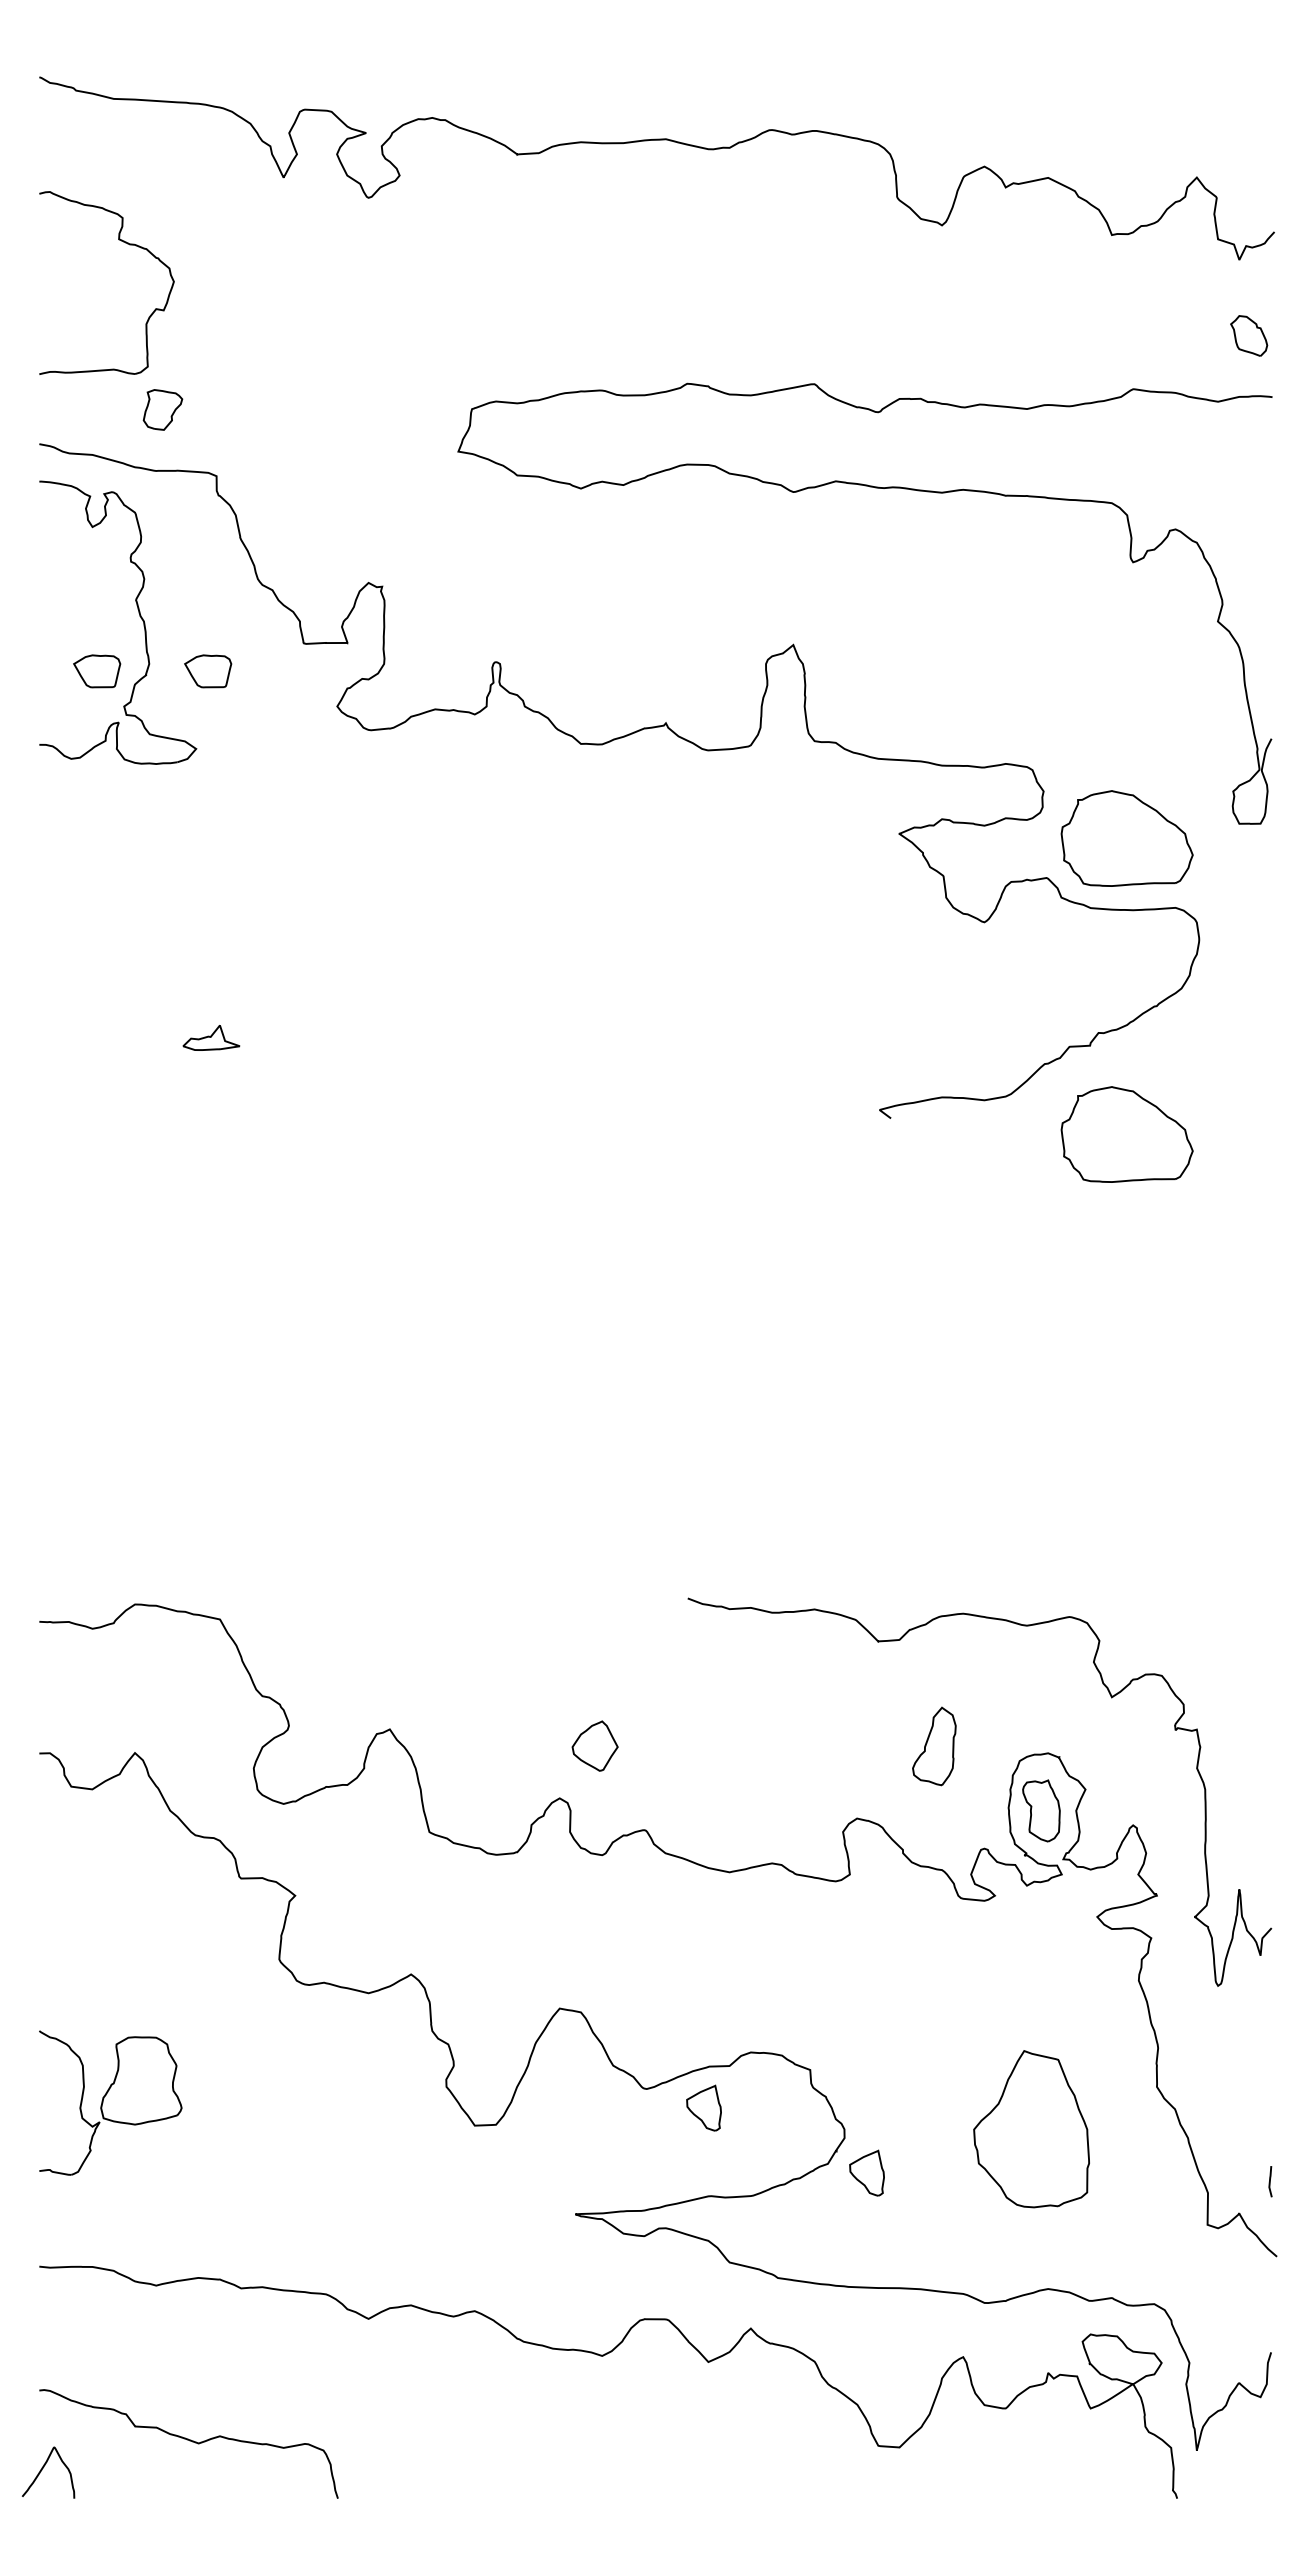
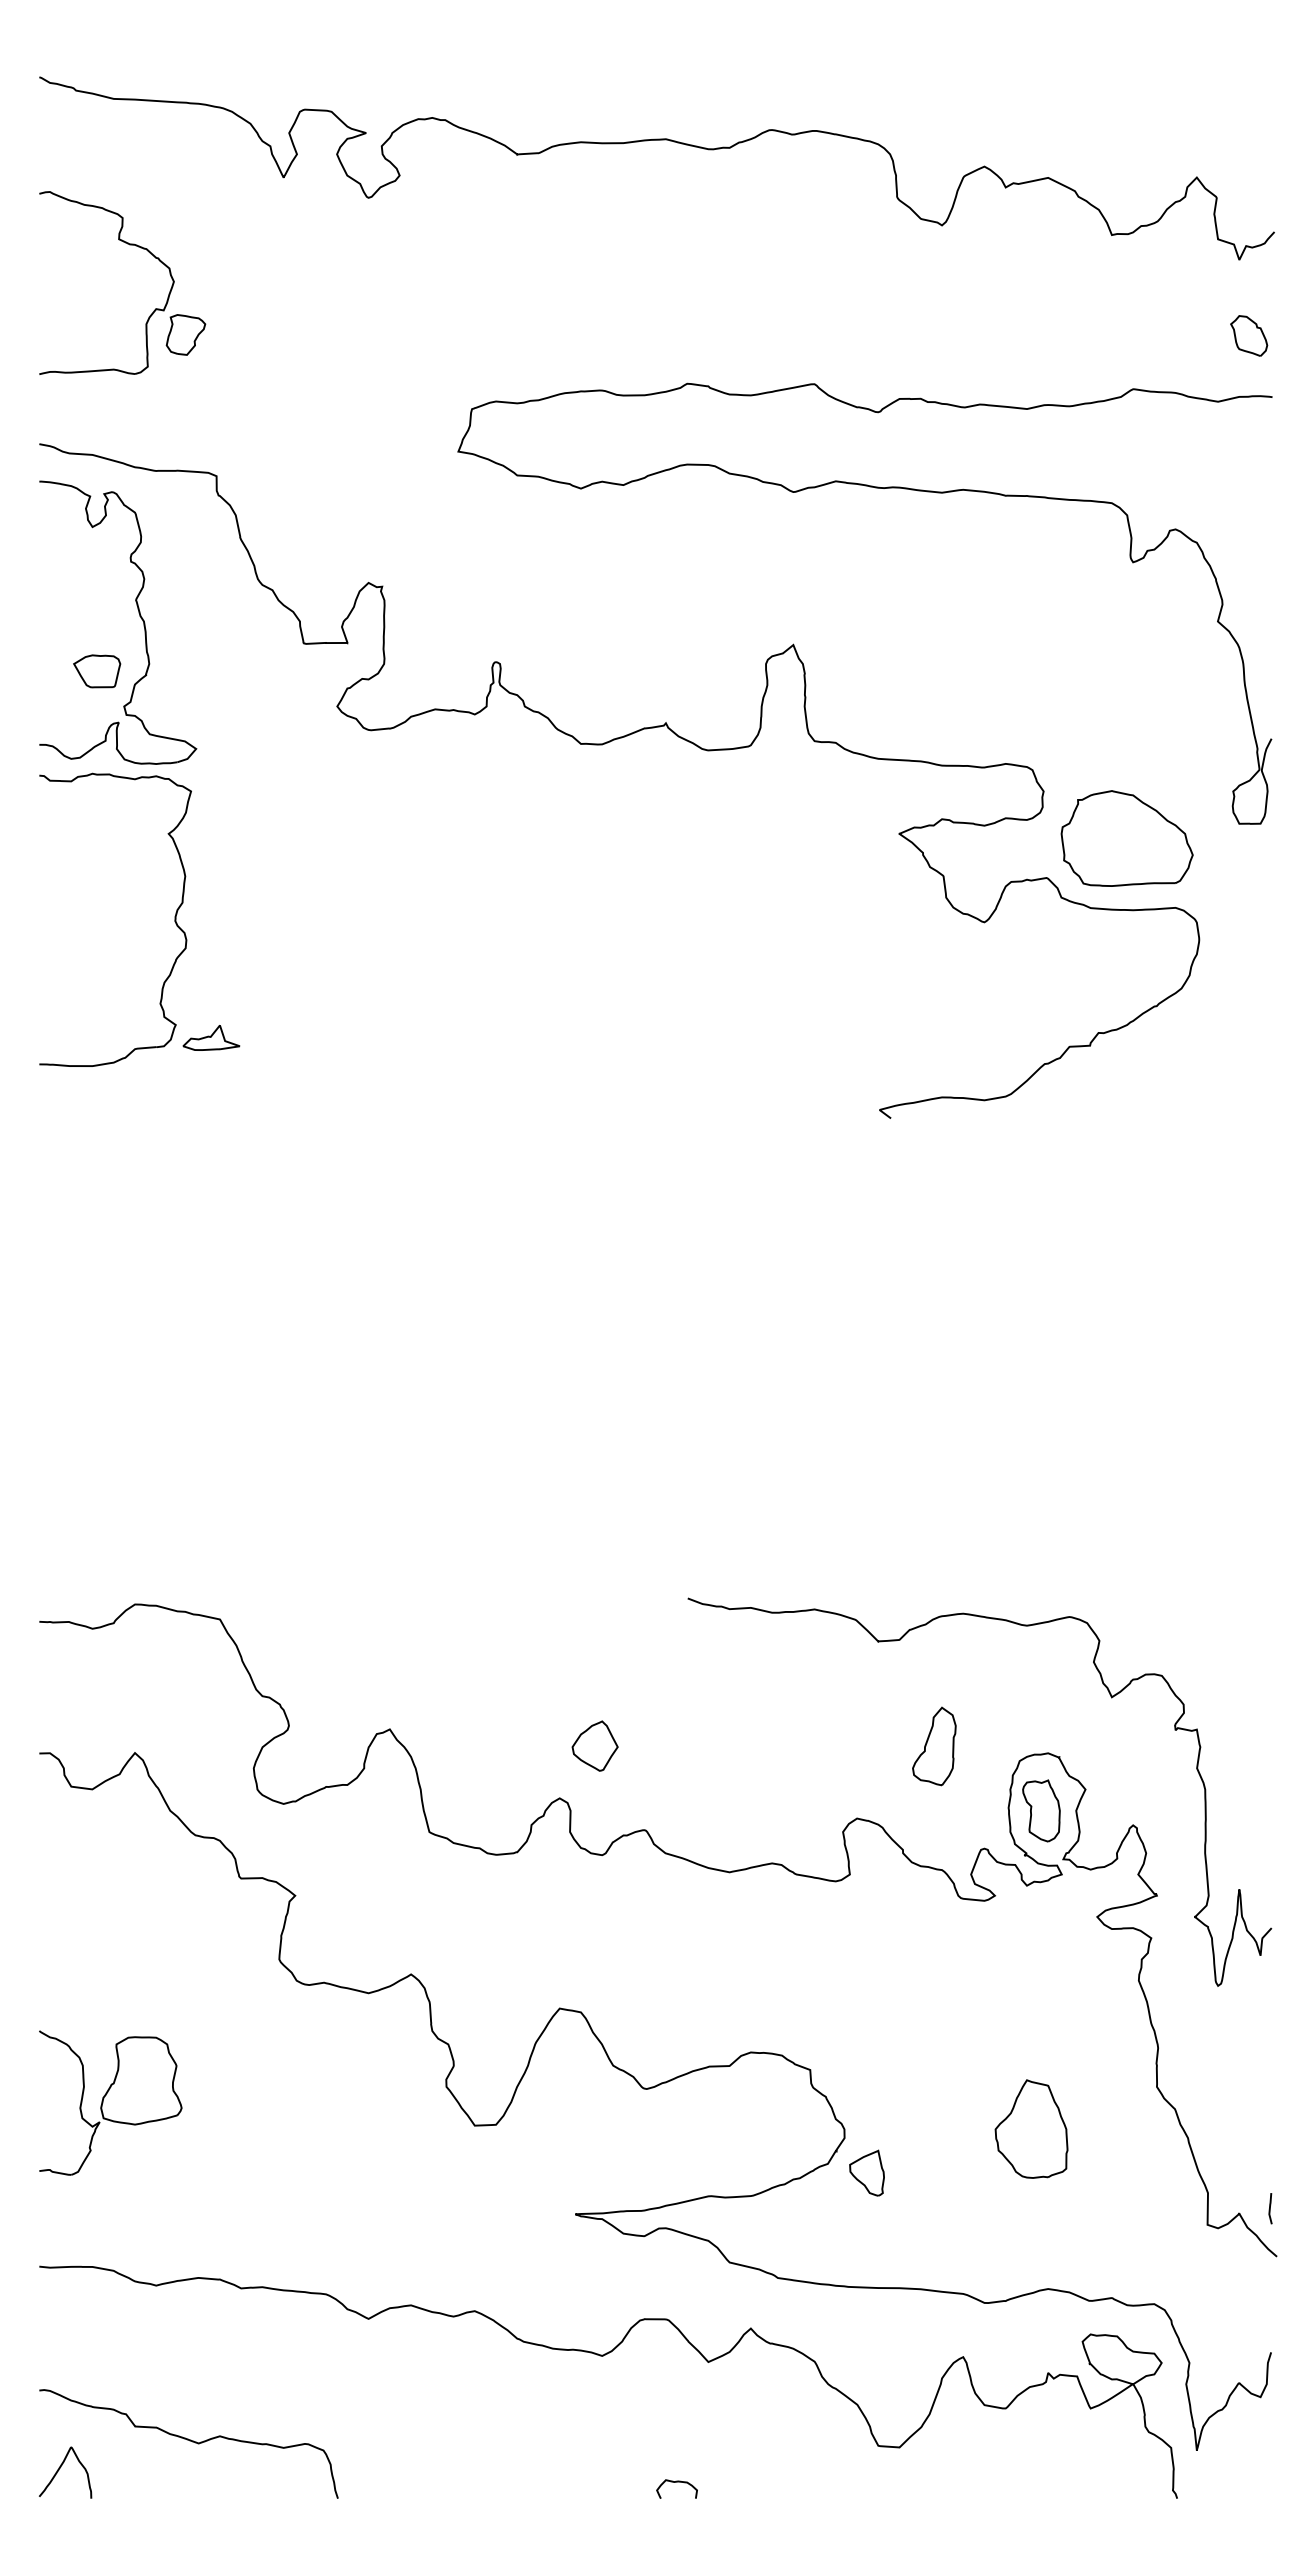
part position: (162, 409) -> (185, 334) (185, 334)
part: present -> none (208, 671)
part: none -> present (174, 919)
part: present -> none (1126, 1134)
part: present -> none (703, 2107)
part size: 117x159 px -> 75x100 px (1031, 2128)
line position: (1270, 2181) -> (1270, 2208) (1270, 2208)
curve position: (42, 2470) -> (59, 2470) (59, 2470)
curve: none -> present (676, 2482)
